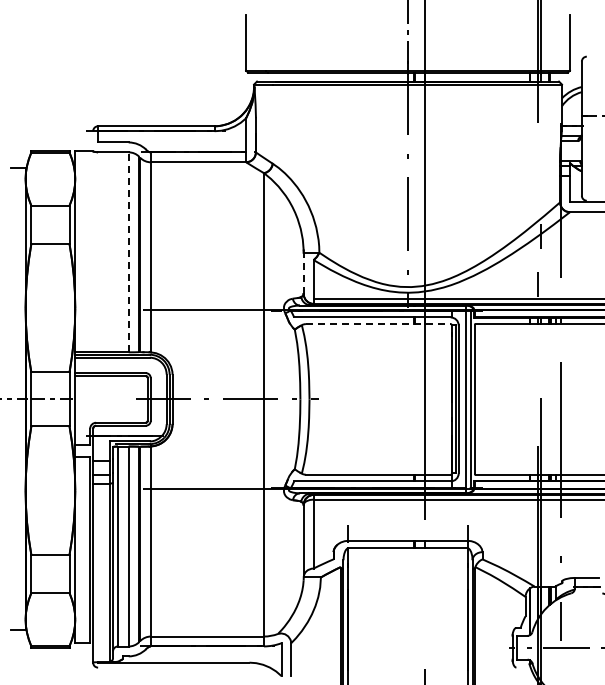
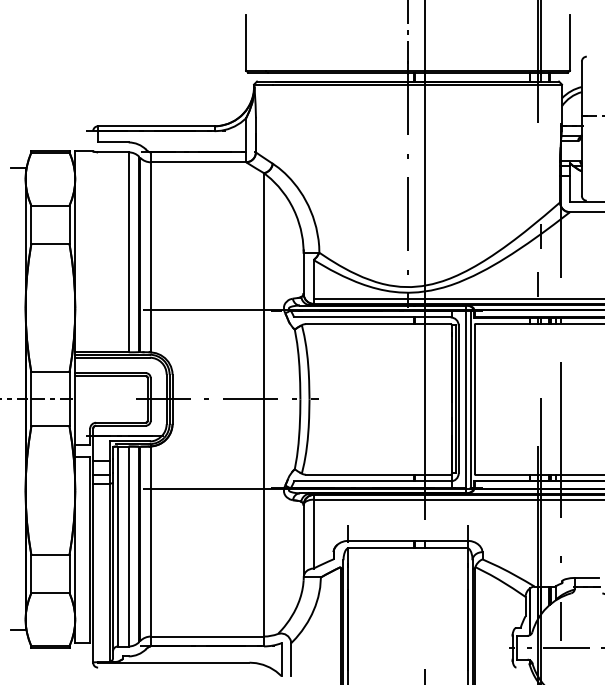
line: dashed -> solid (128, 252)
line: dashed -> solid (303, 273)
line: dashed -> solid (378, 324)
